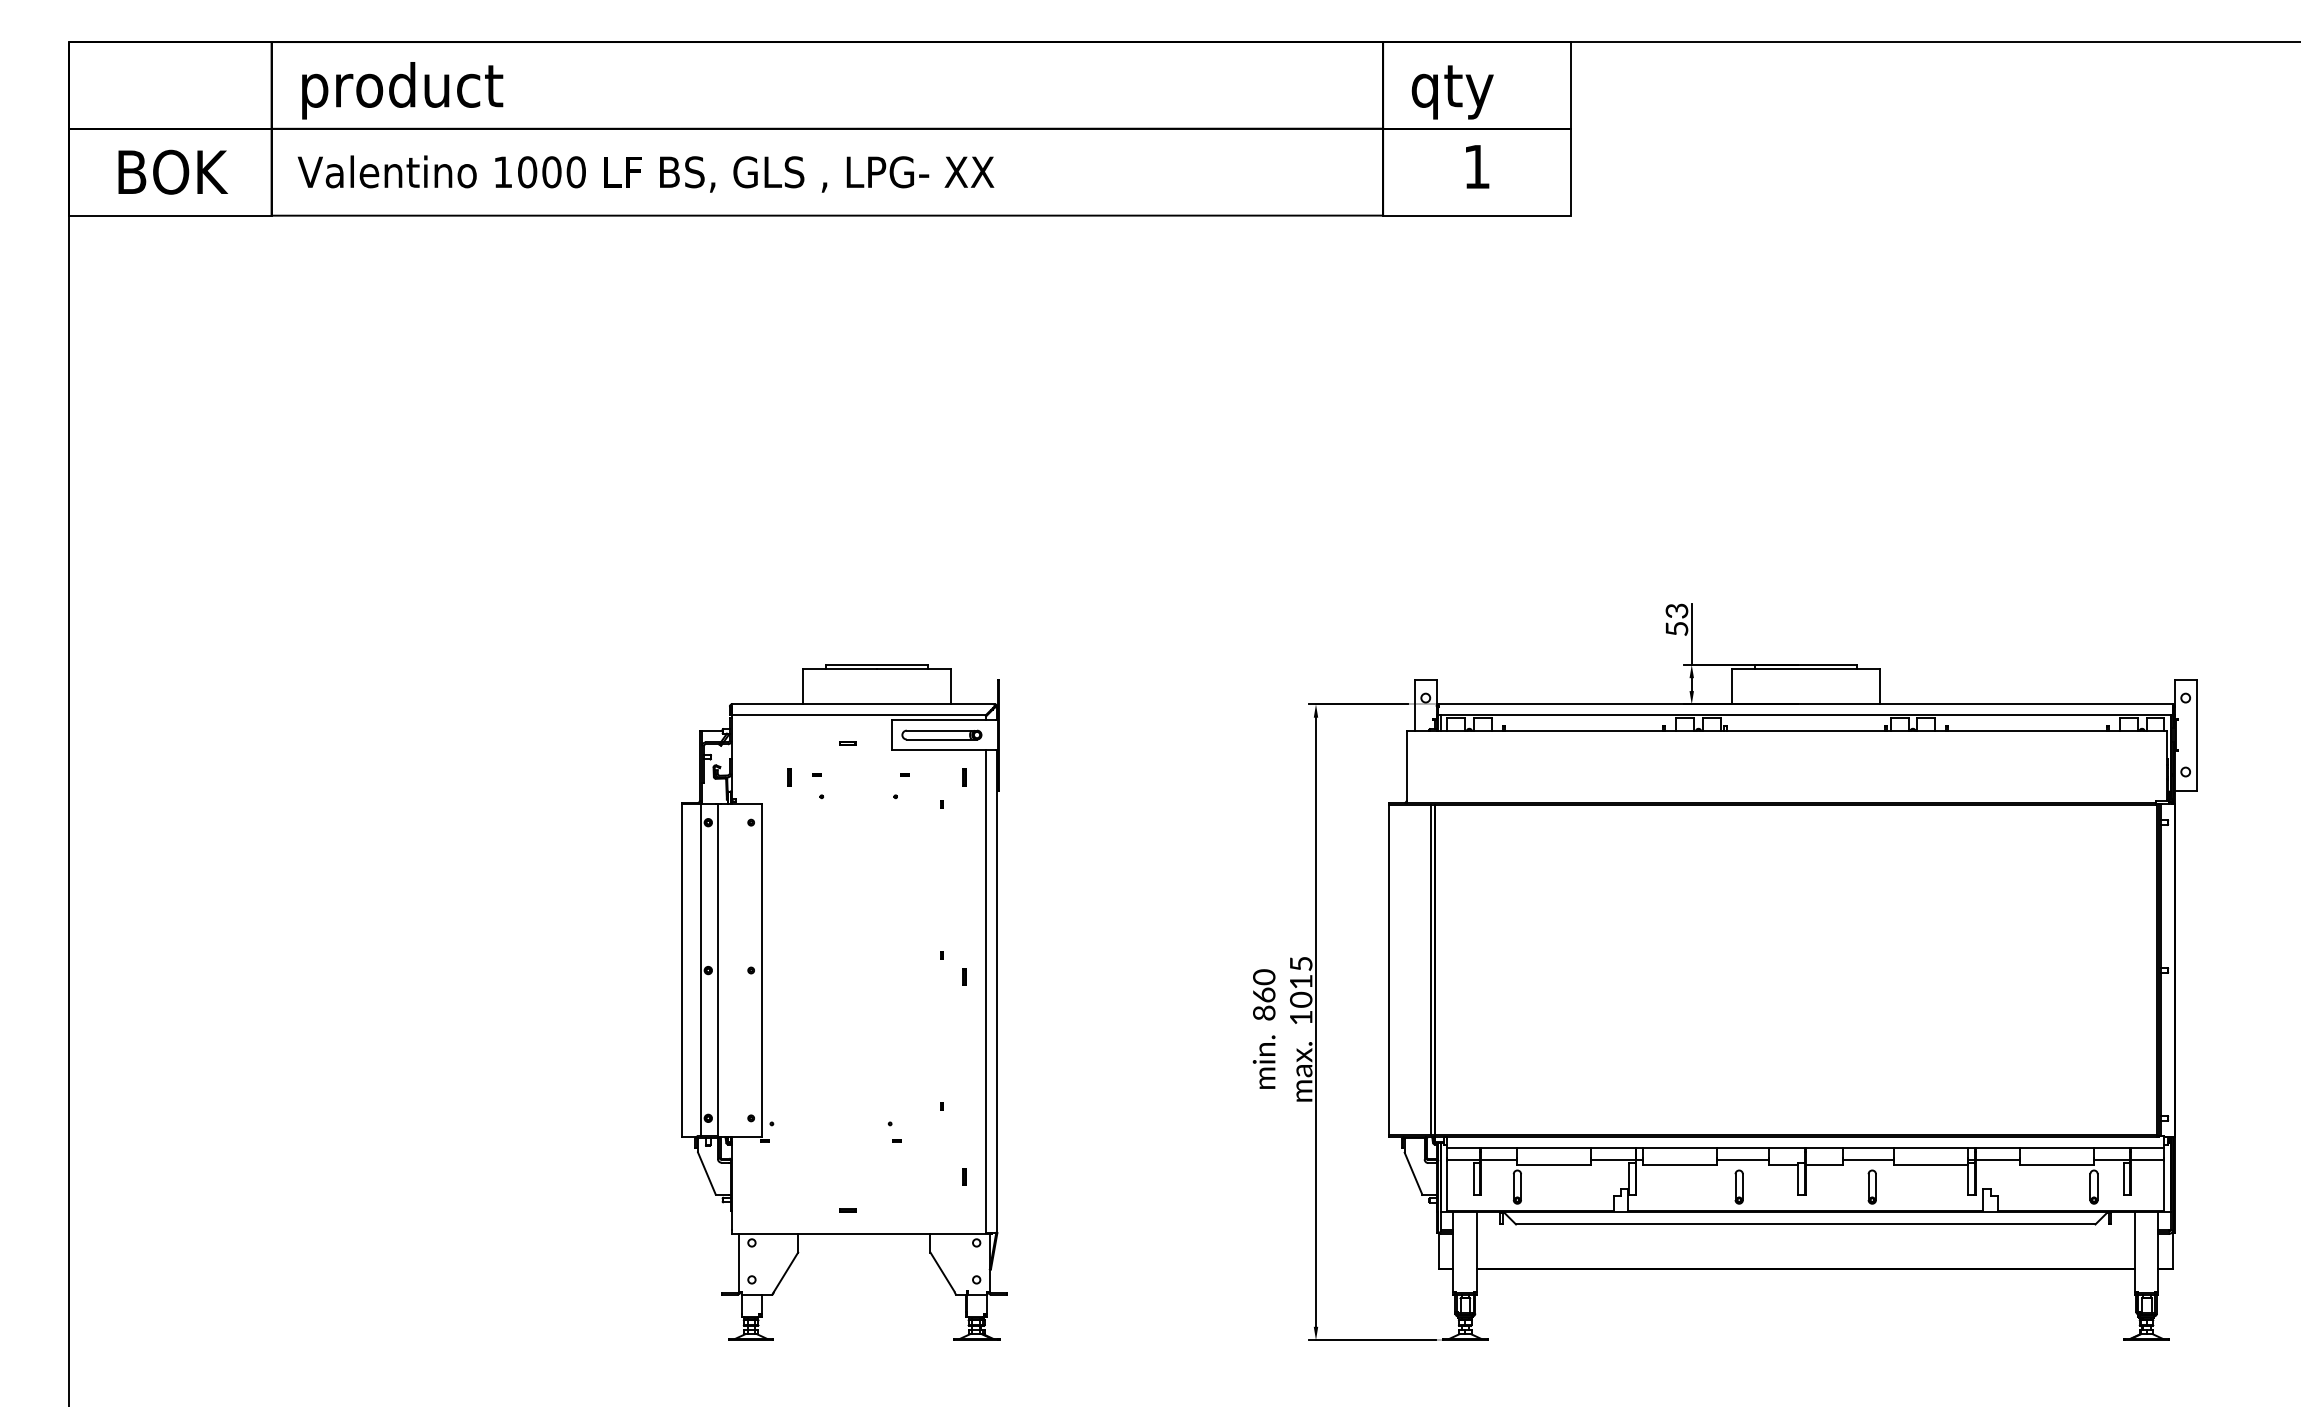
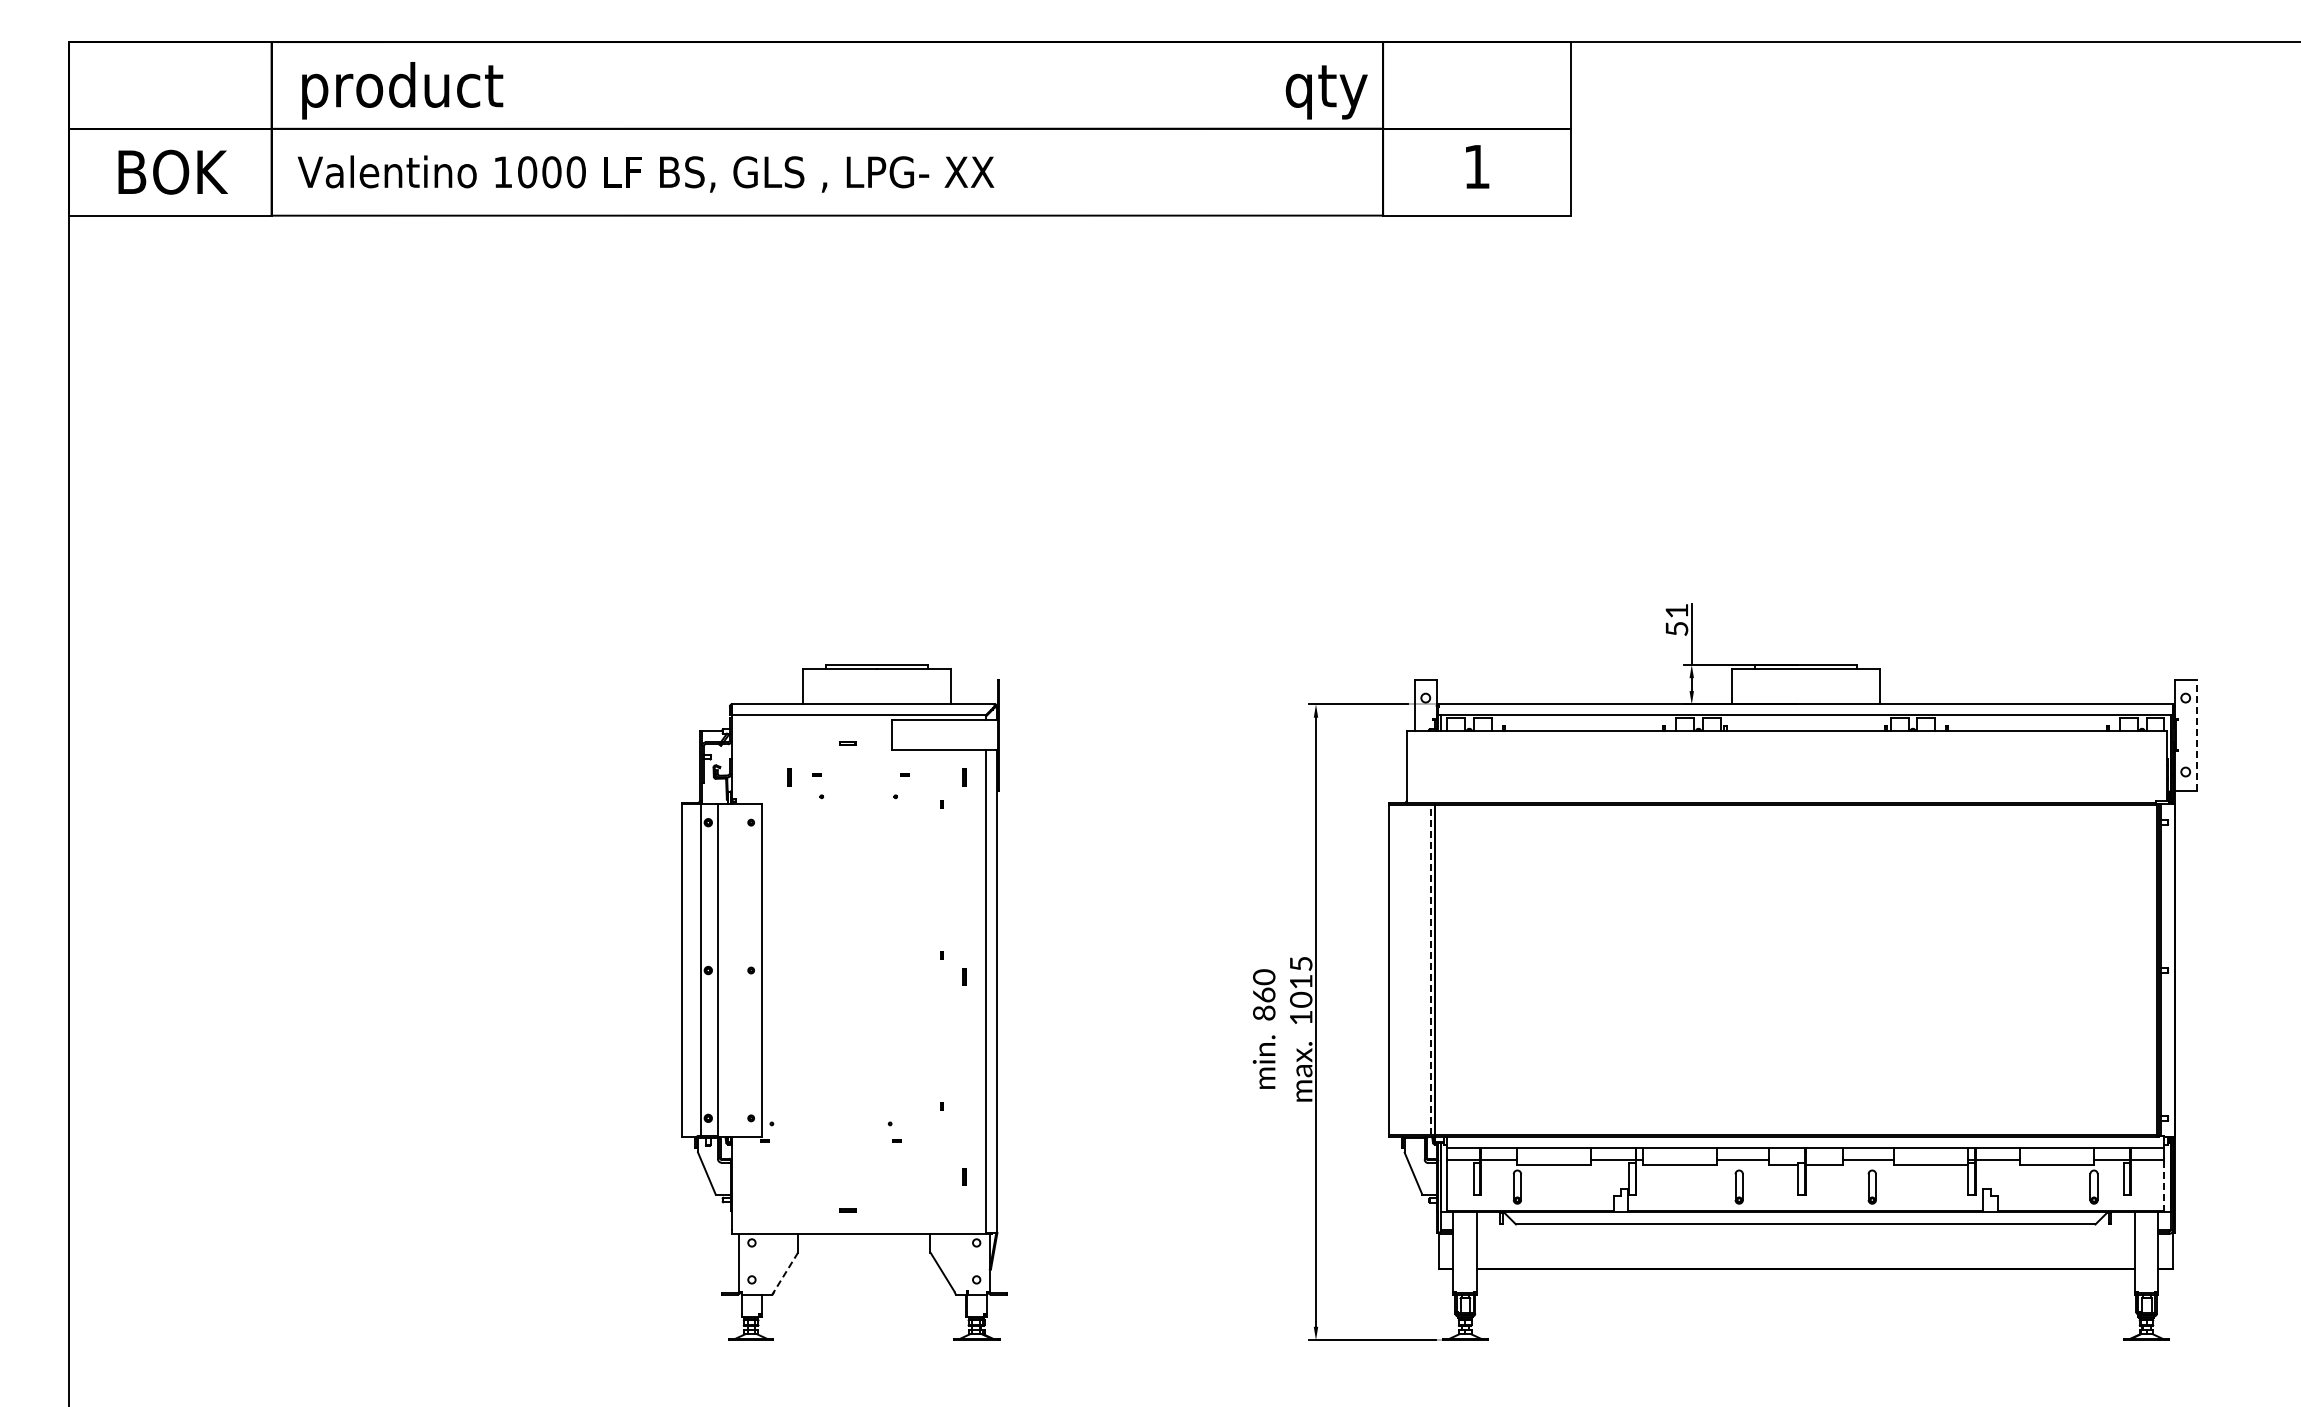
text position: (1452, 92) -> (1326, 92) (1326, 92)
text: 53 -> 51 (1676, 610)
part: present -> none (941, 734)
line: solid -> dashed (2196, 734)
line: solid -> dashed (1430, 969)
line: solid -> dashed (2164, 1186)
line: solid -> dashed (785, 1273)
